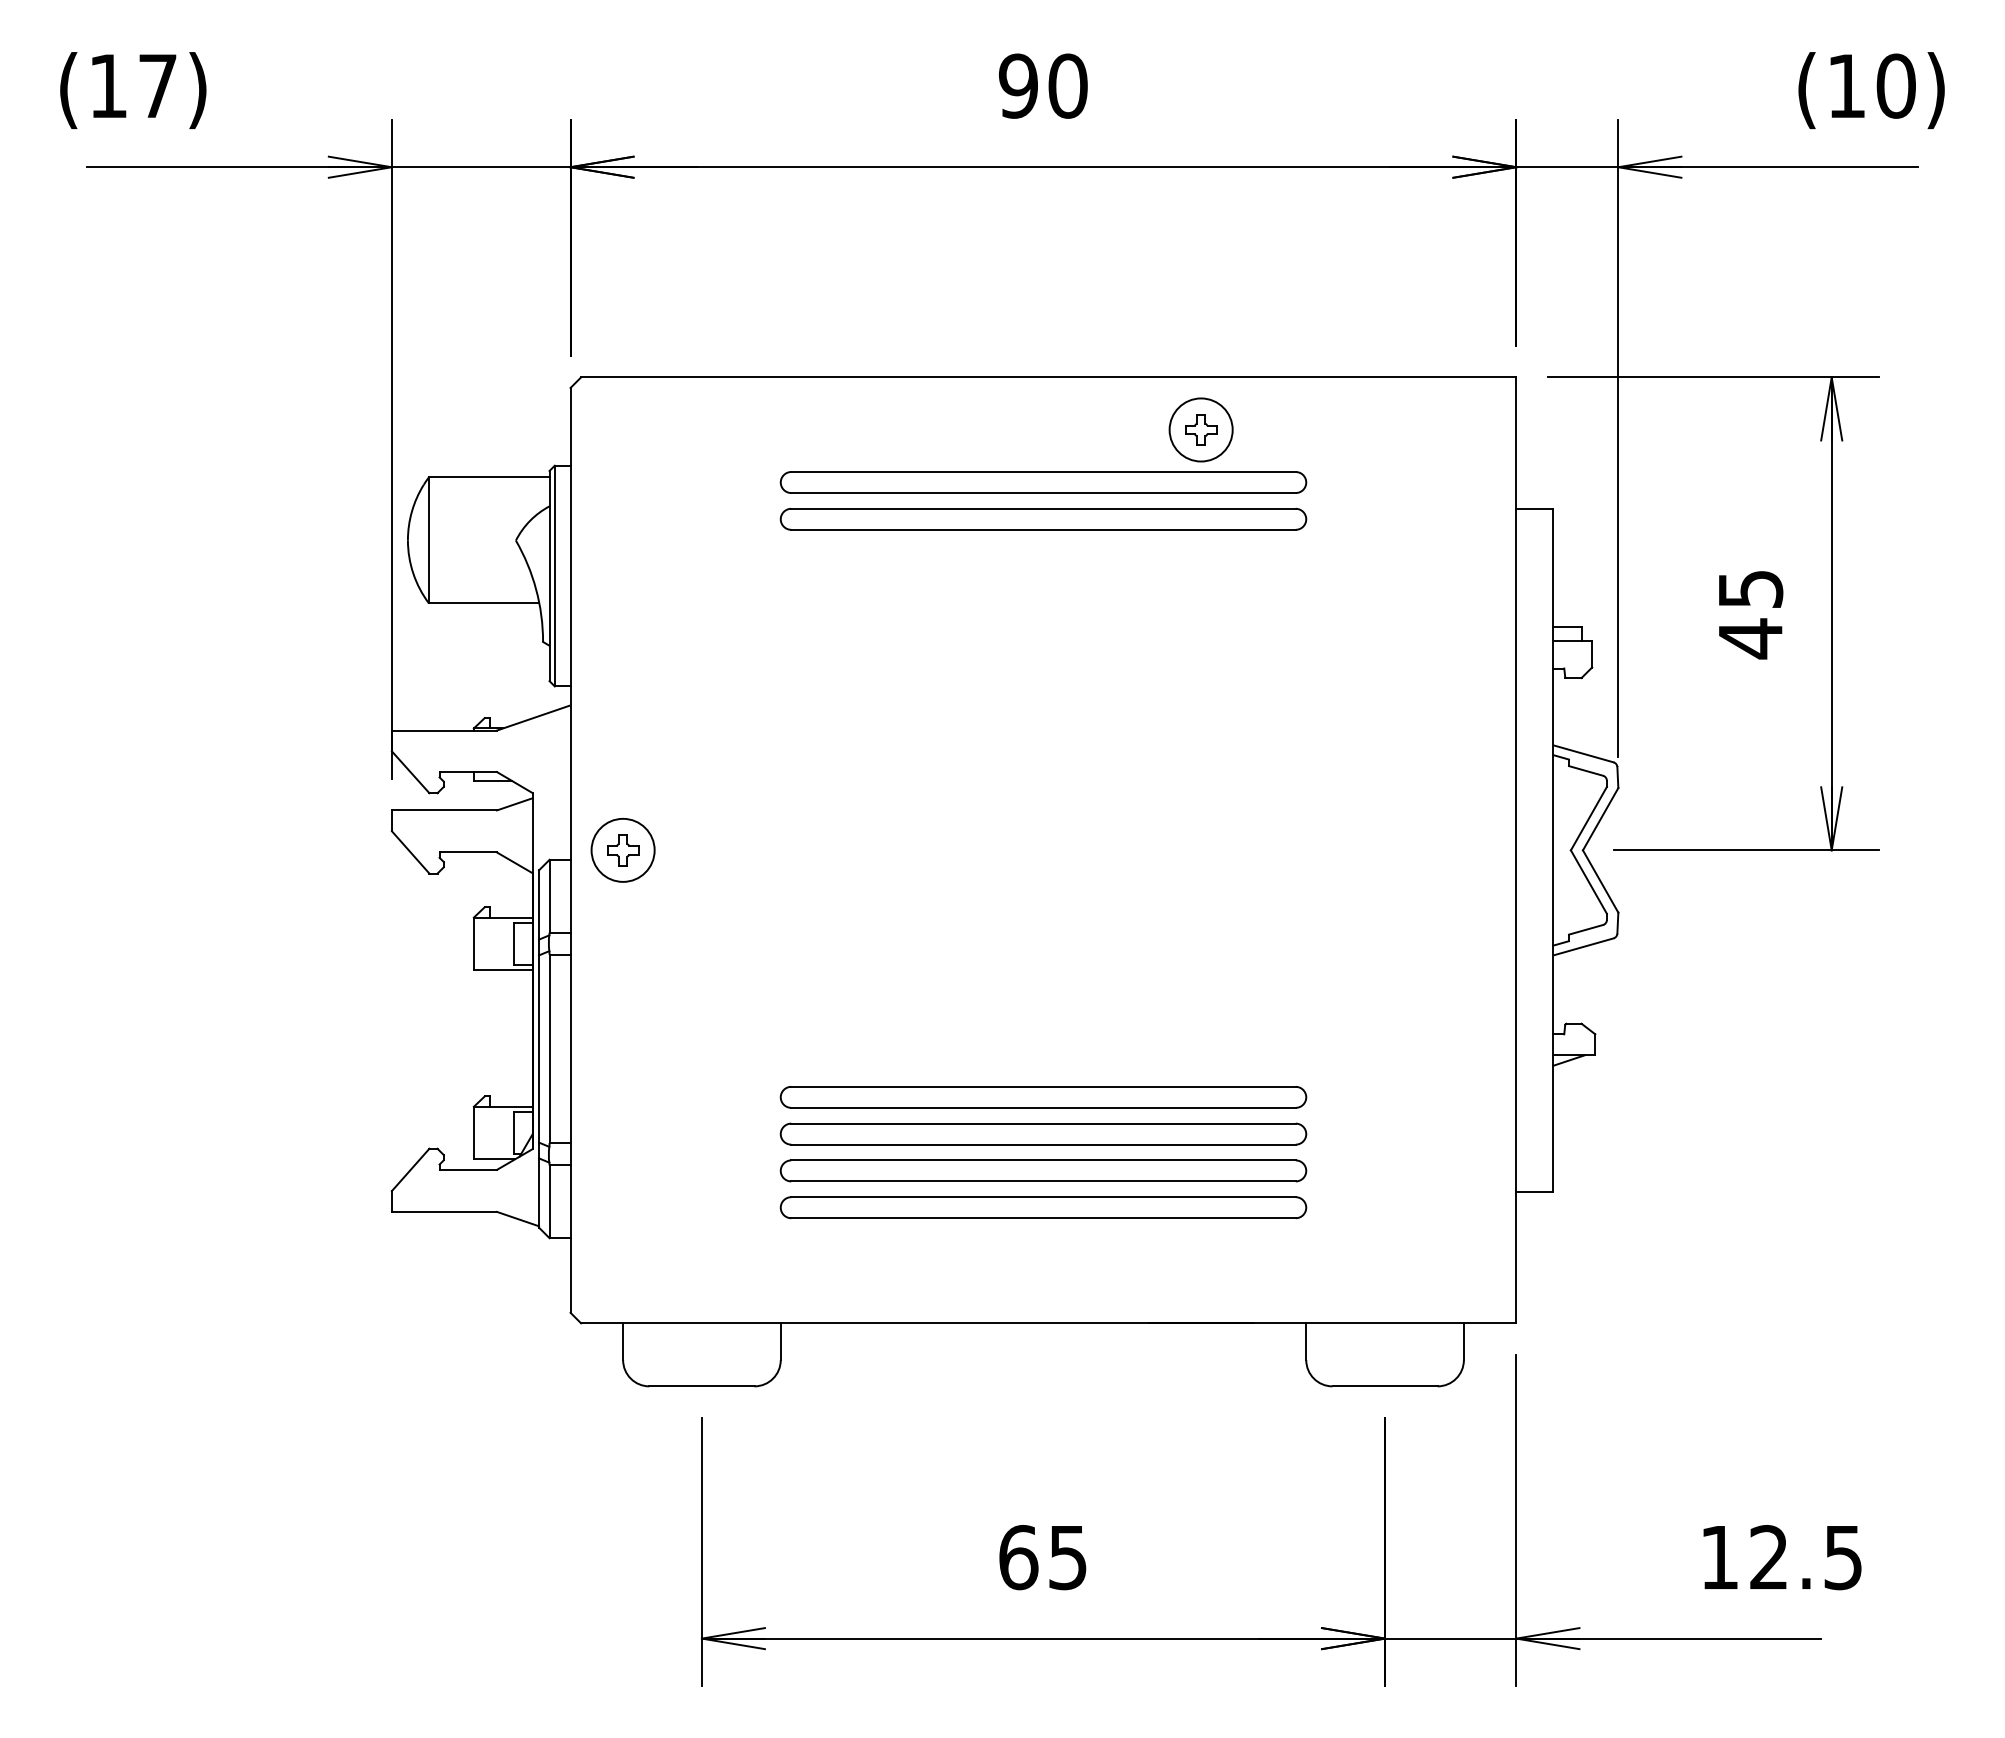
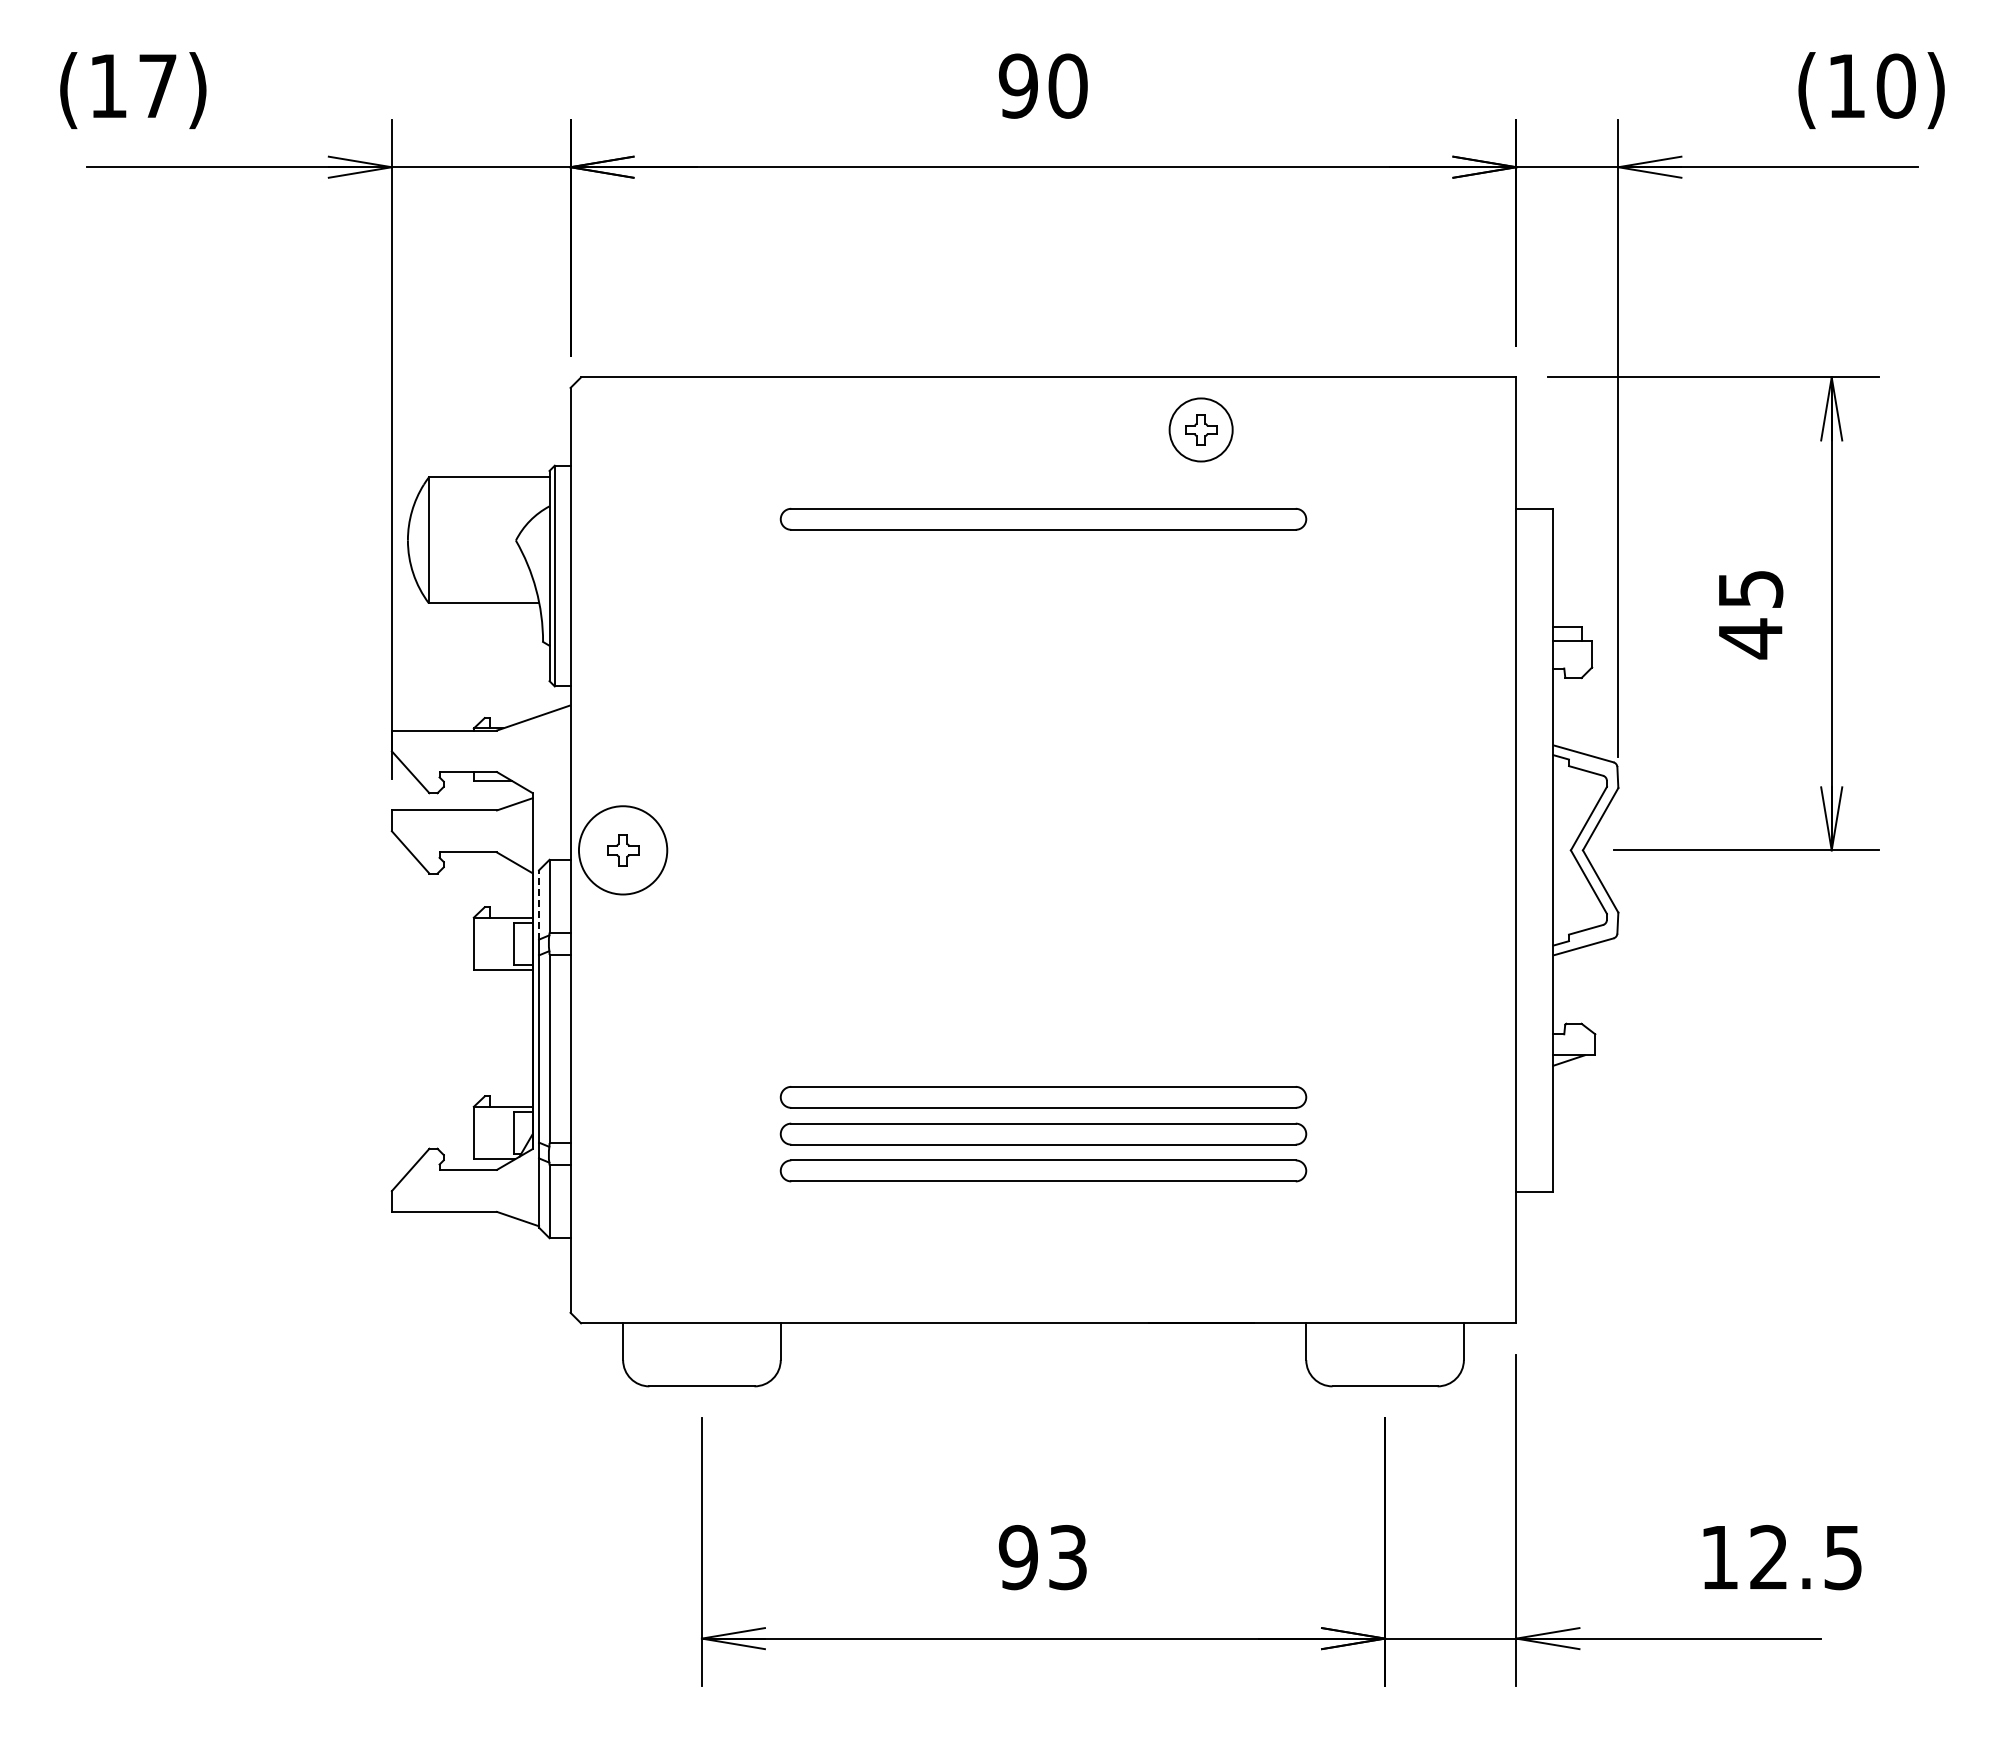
part: present -> none (1043, 482)
circle diameter: 63 px -> 88 px (622, 850)
line: solid -> dashed (539, 904)
part: present -> none (1043, 1207)
text: 65 -> 93 (1042, 1557)
